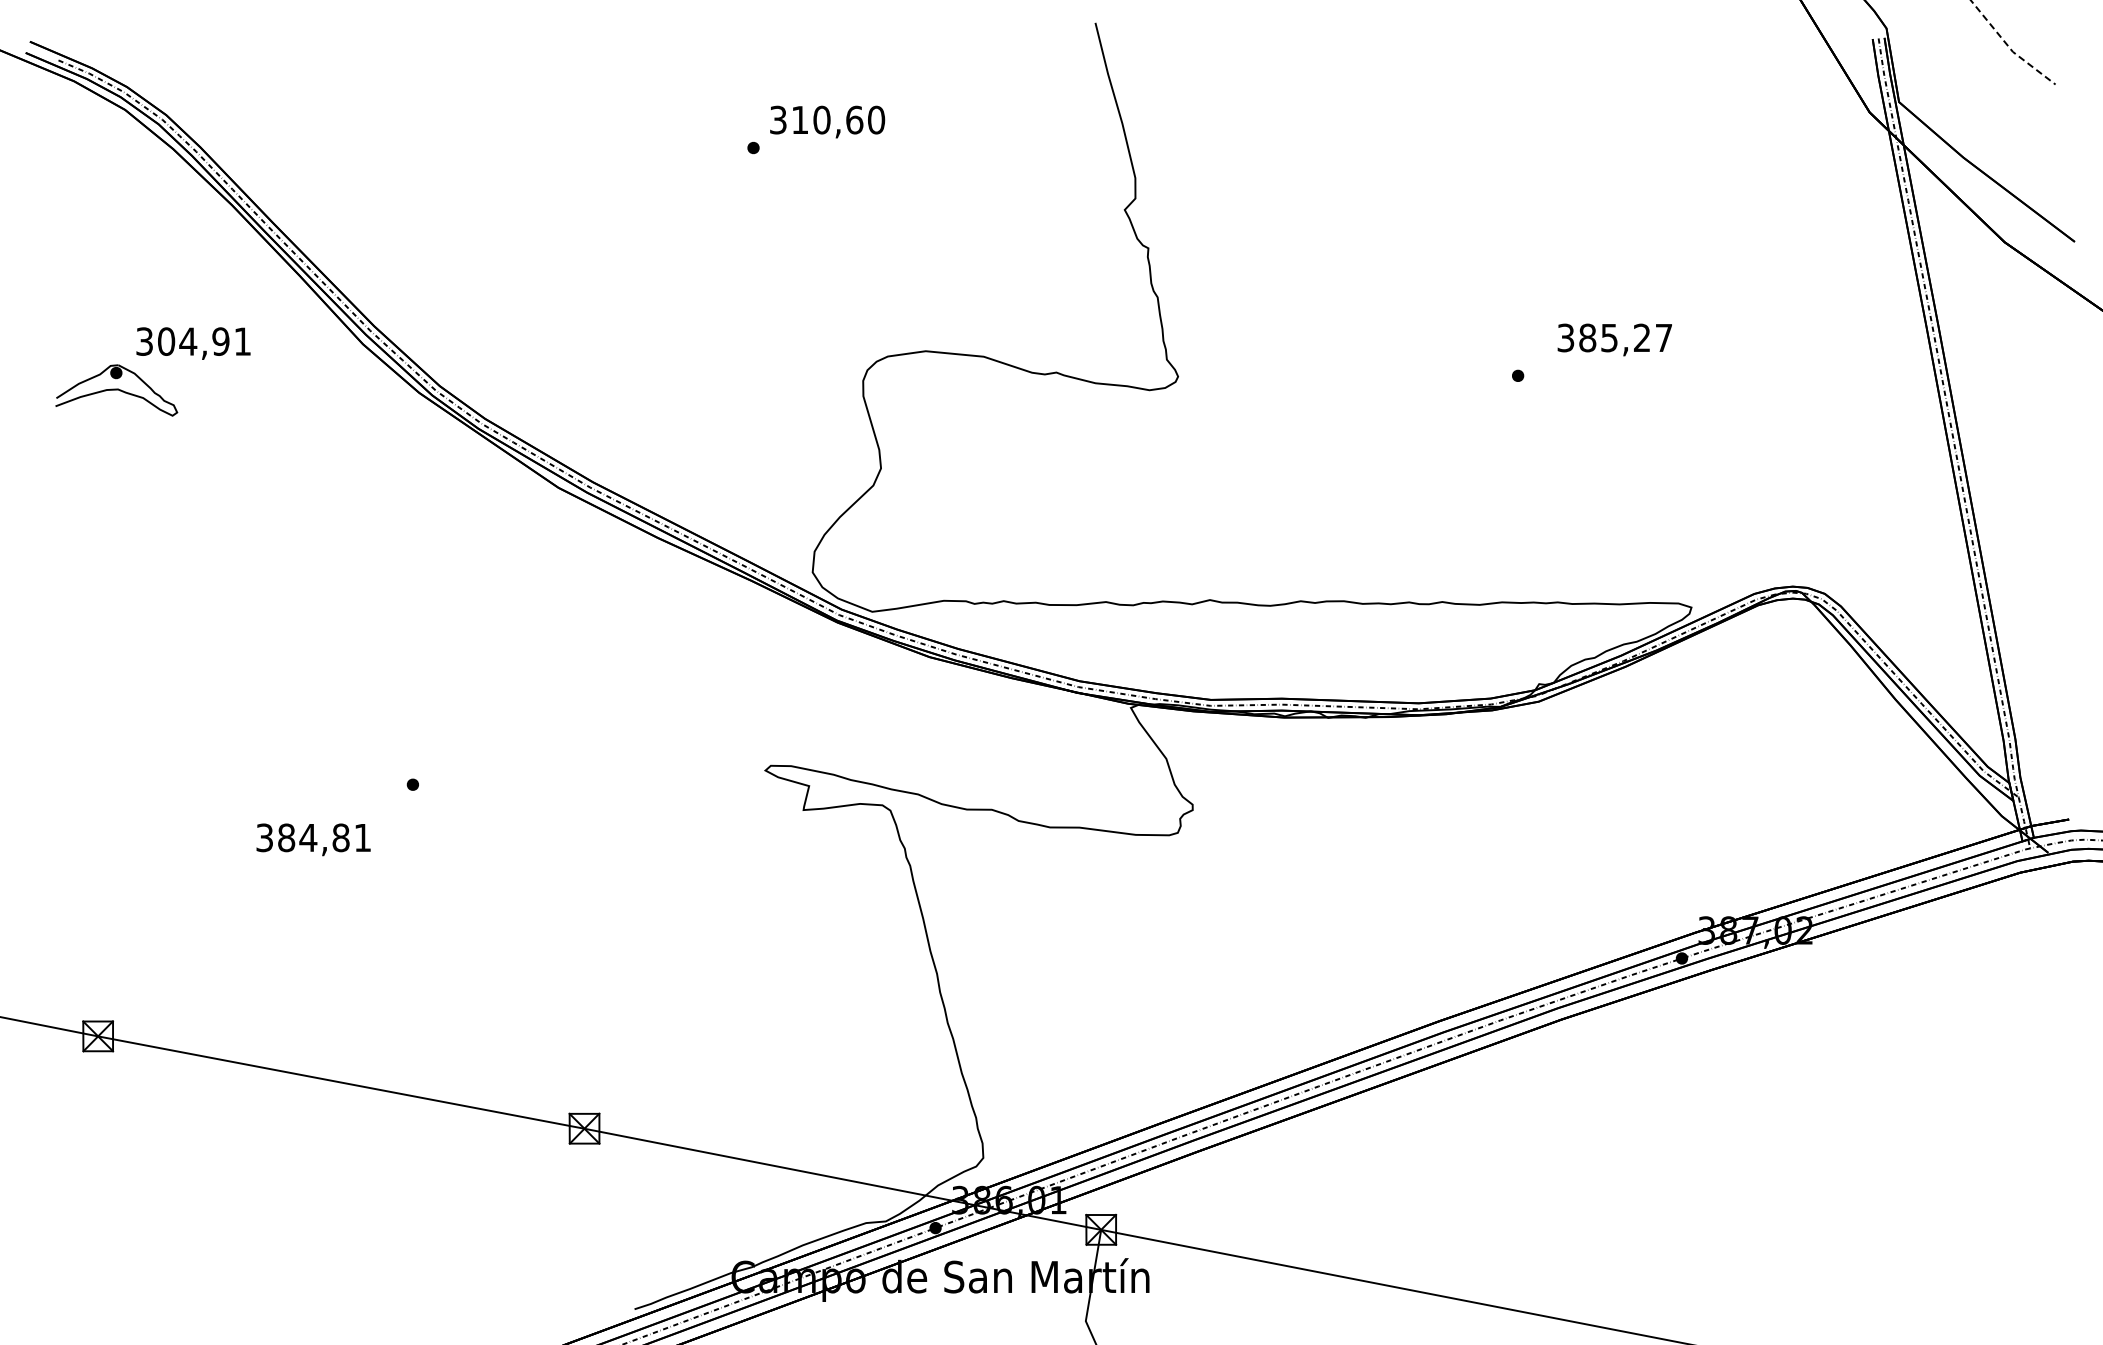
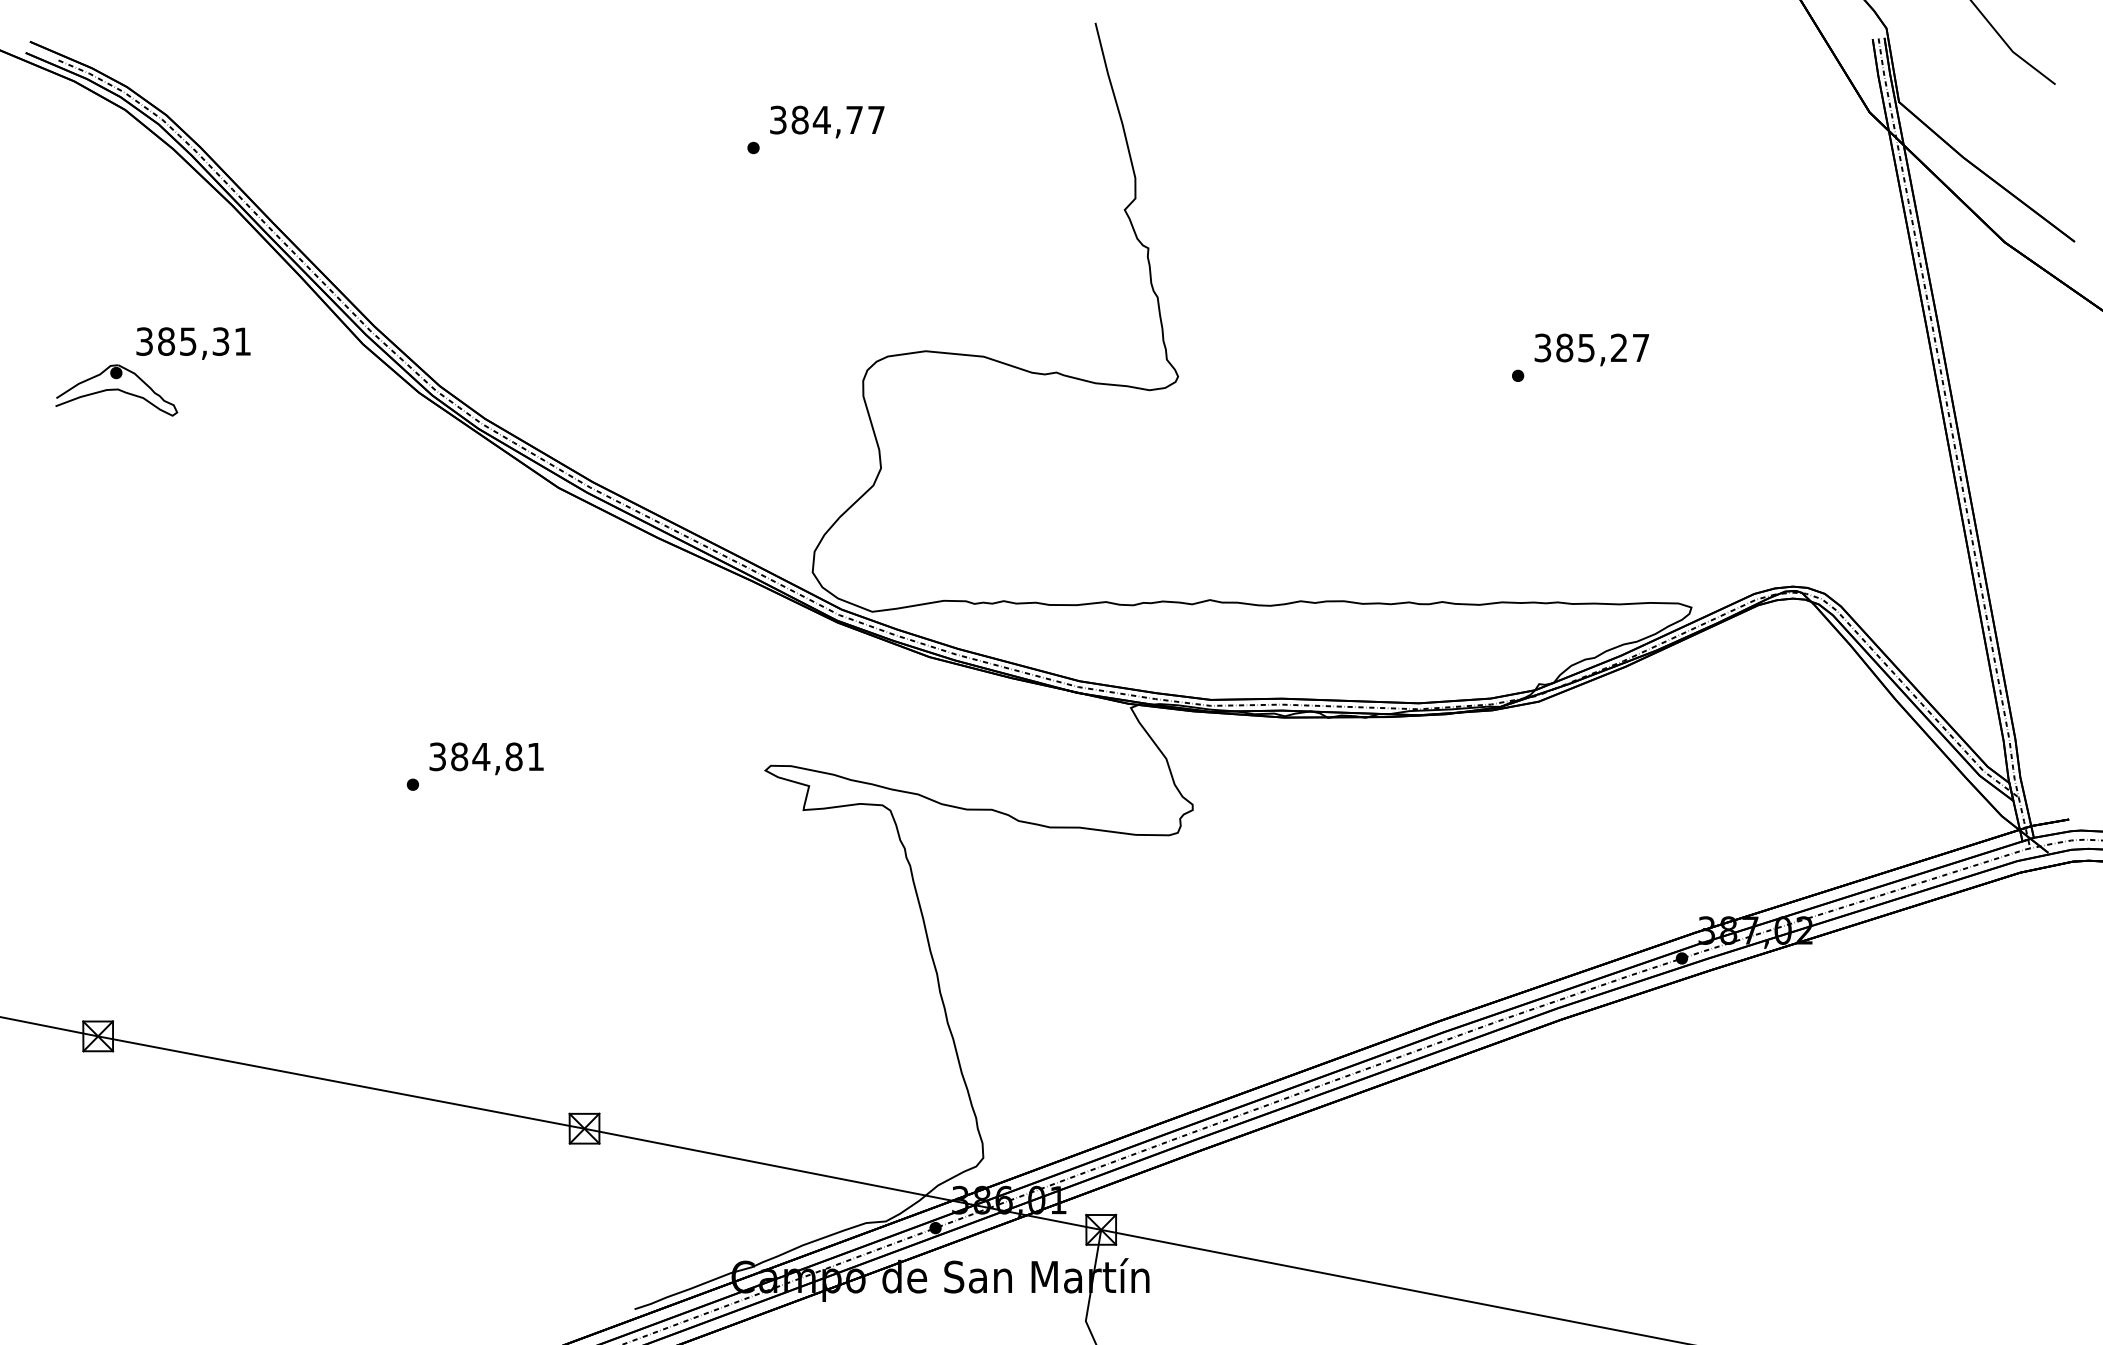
line: dashed -> solid (2009, 47)
text: 310,60 -> 384,77 (838, 119)
text position: (1614, 339) -> (1591, 349) (1591, 349)
text: 304,91 -> 385,31 (193, 341)
text position: (313, 839) -> (486, 758) (486, 758)
